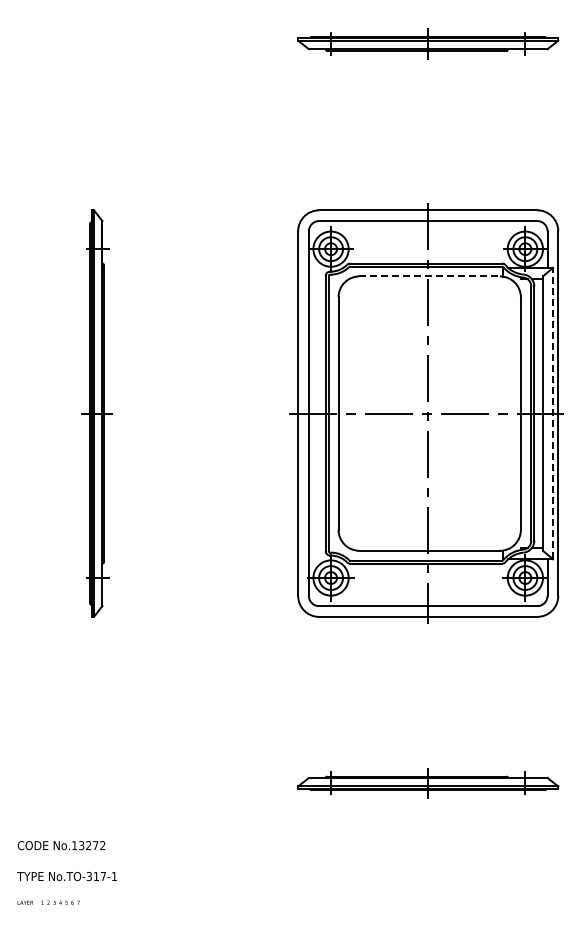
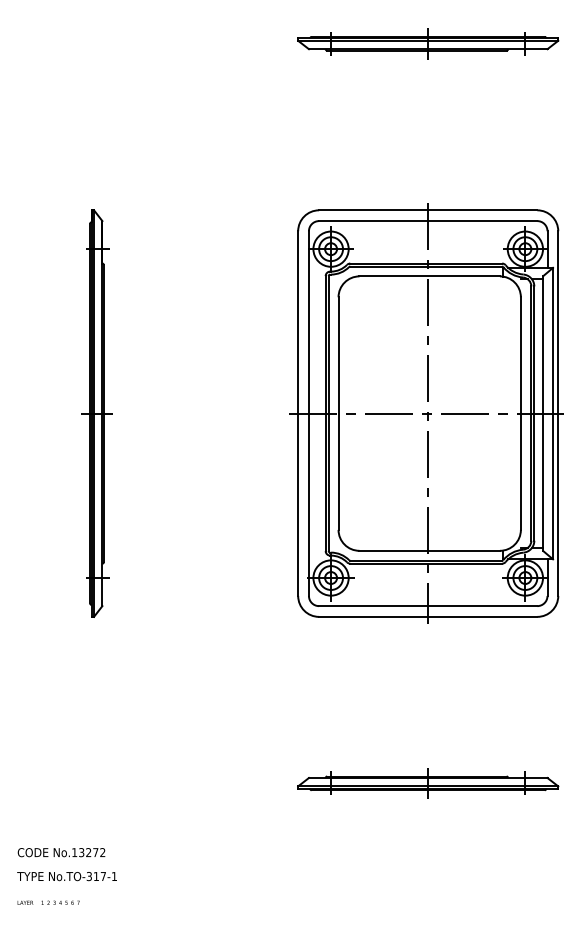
line: dashed -> solid (430, 276)
line: dashed -> solid (553, 413)
text position: (61, 845) -> (61, 852) (61, 852)
